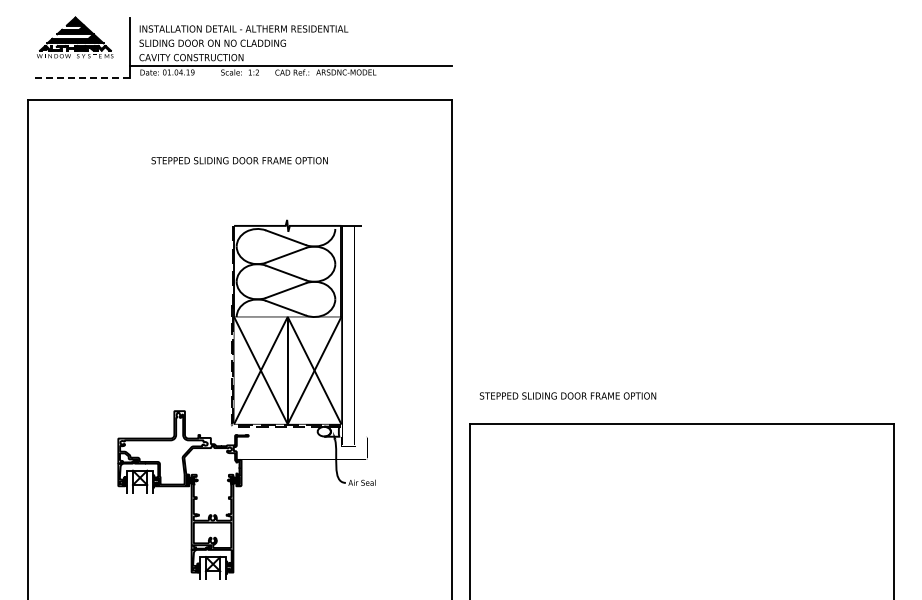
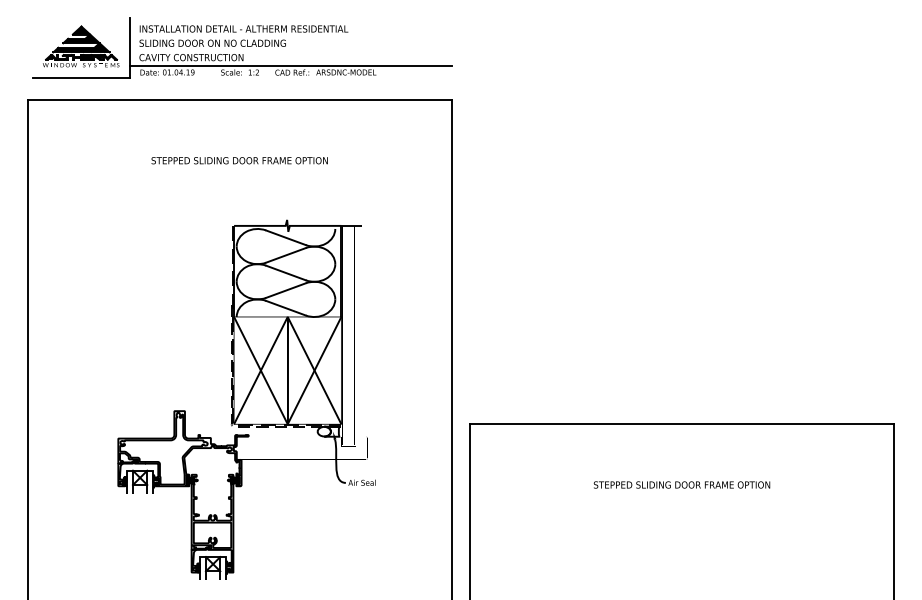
part position: (75, 37) -> (81, 46) (81, 46)
line: dashed -> solid (81, 77)
text position: (567, 395) -> (681, 484) (681, 484)
